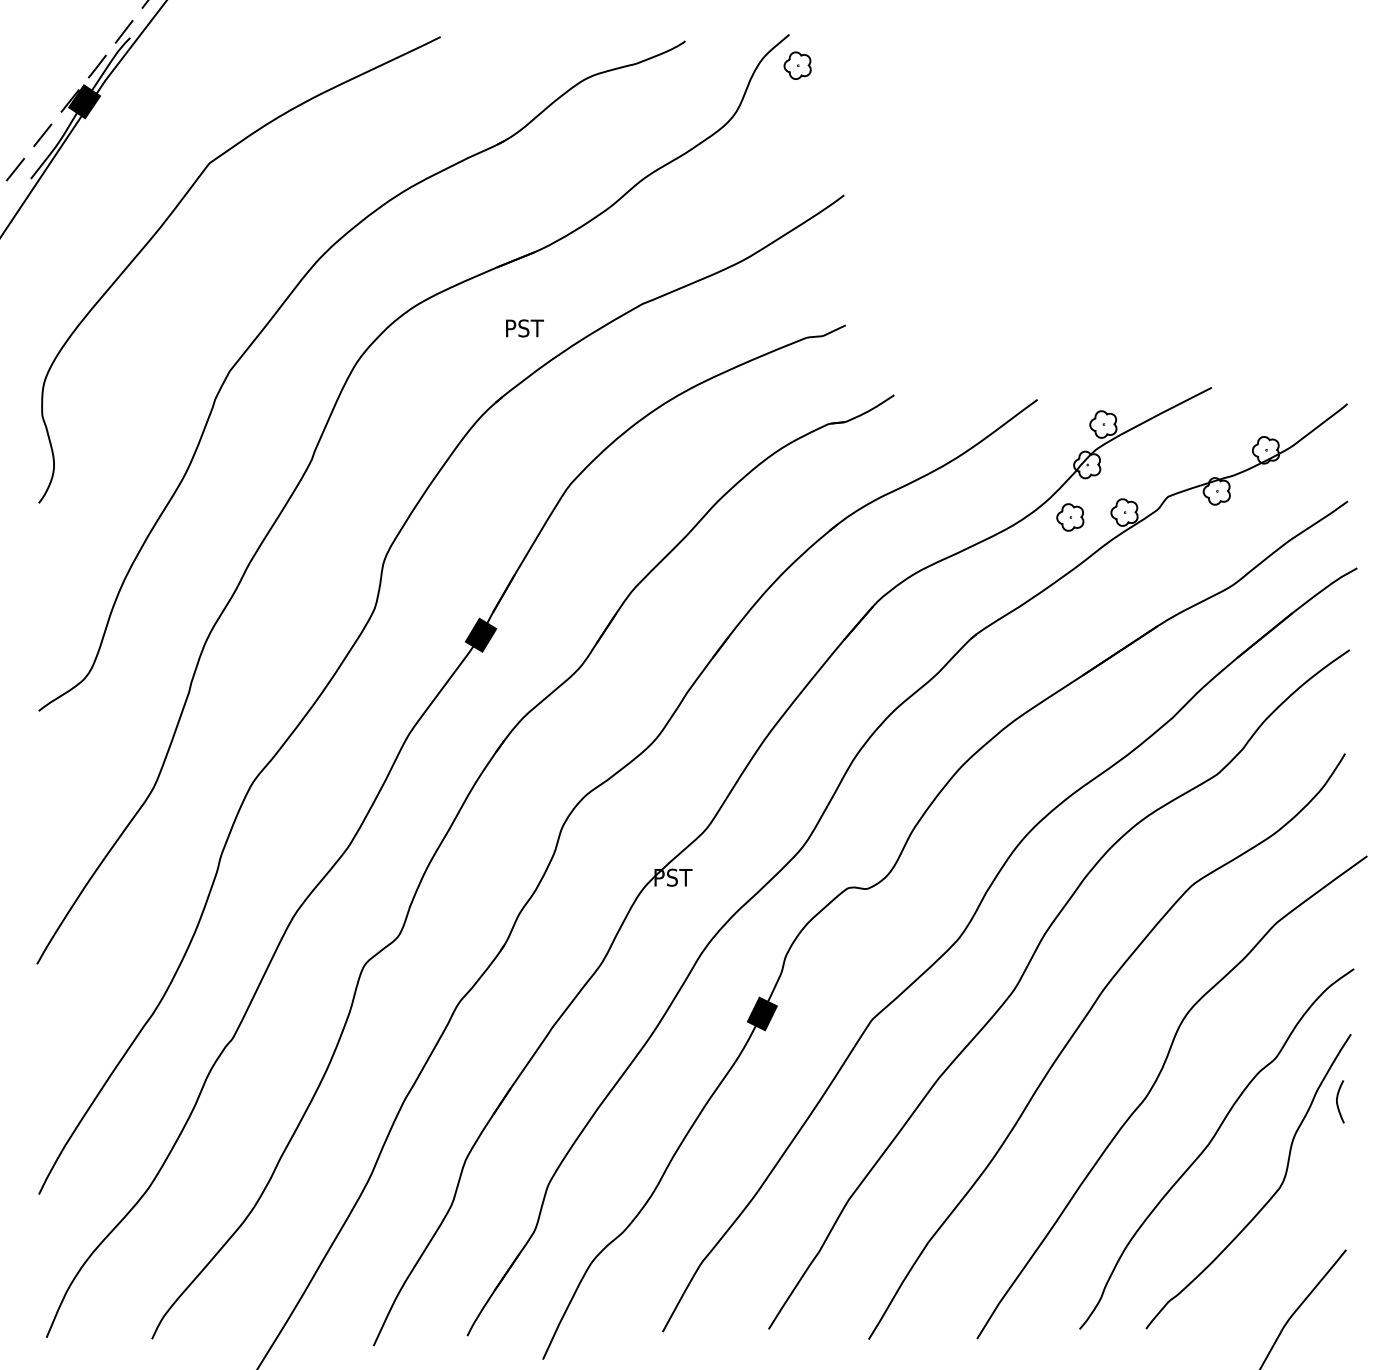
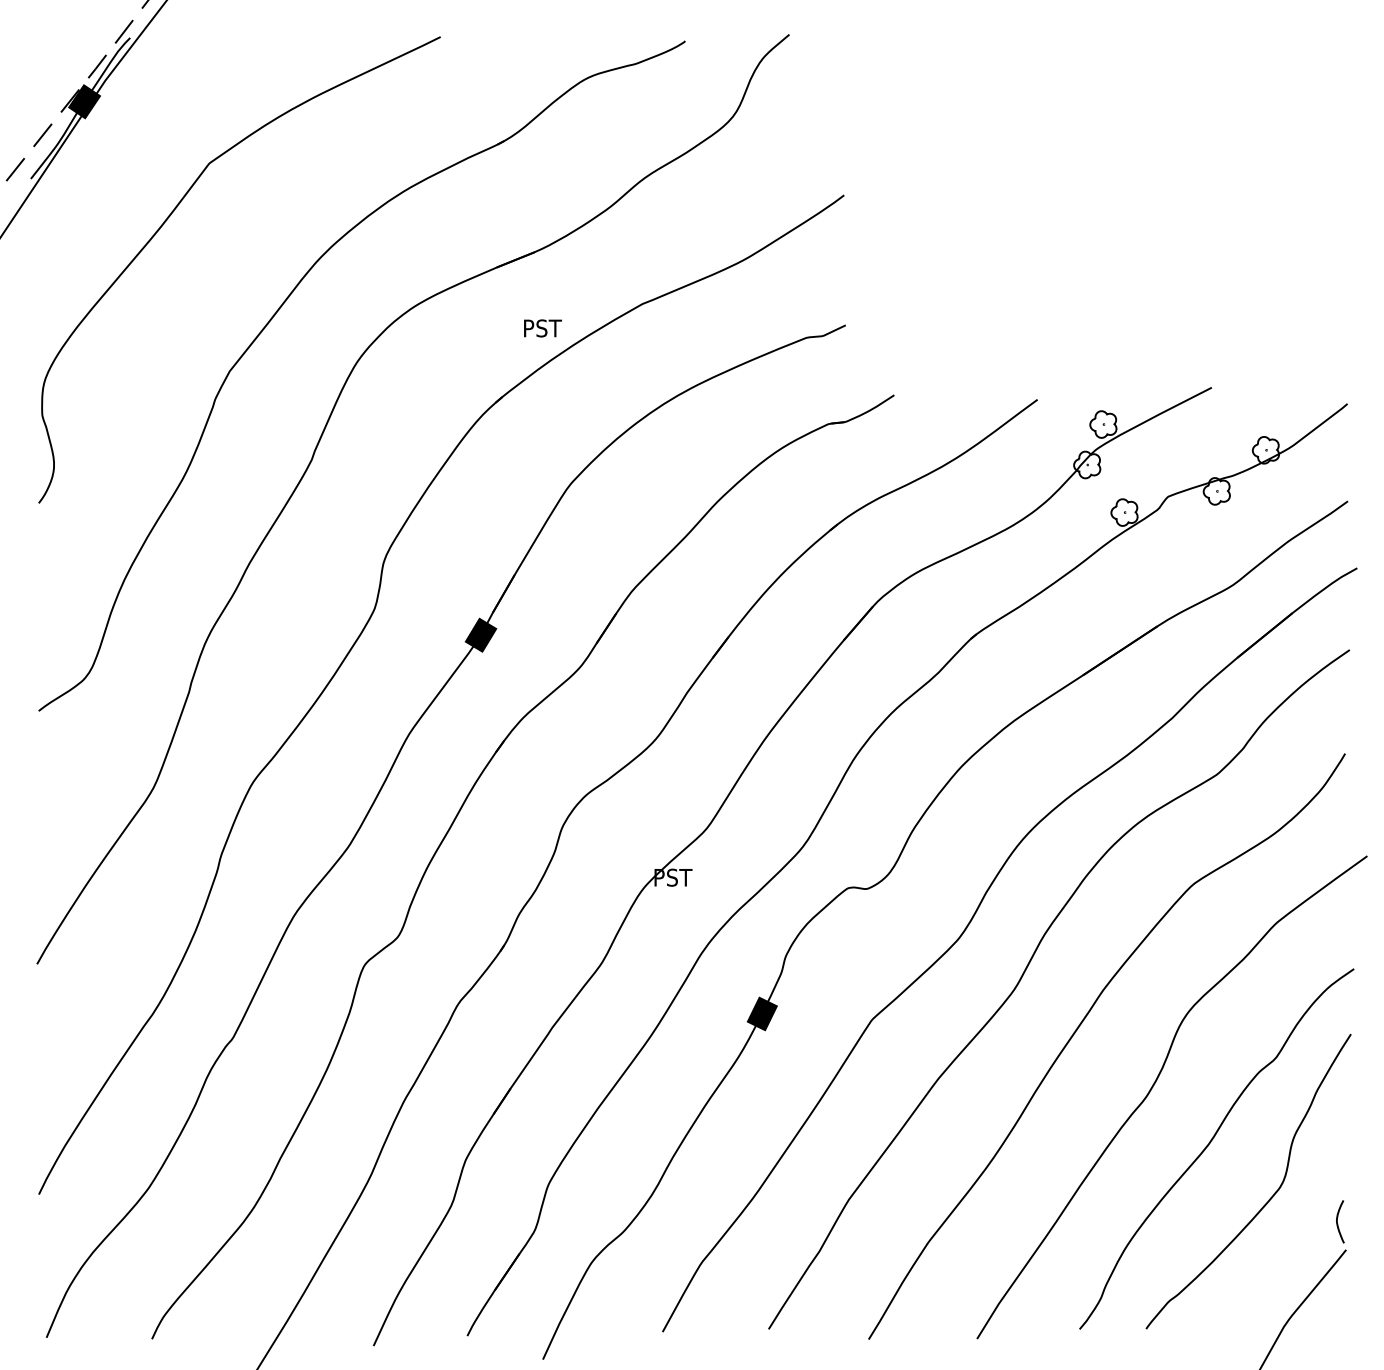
part: present -> none (797, 65)
text position: (524, 328) -> (542, 328) (542, 328)
part: present -> none (1070, 517)
curve position: (1337, 1101) -> (1337, 1221) (1337, 1221)
